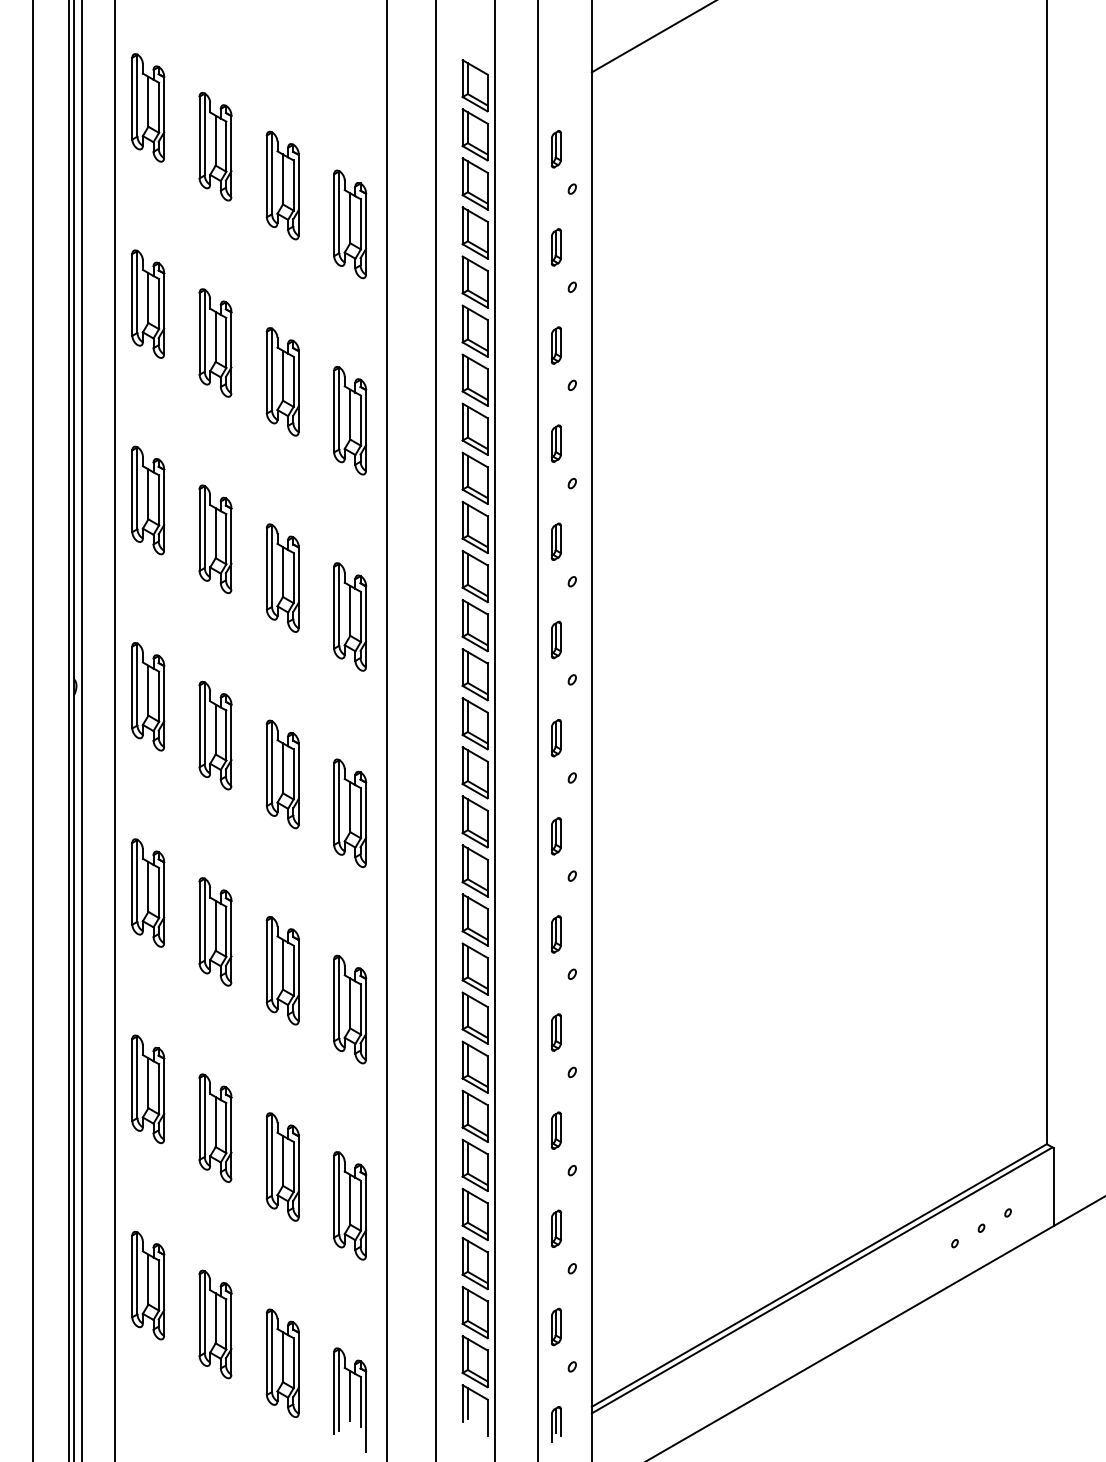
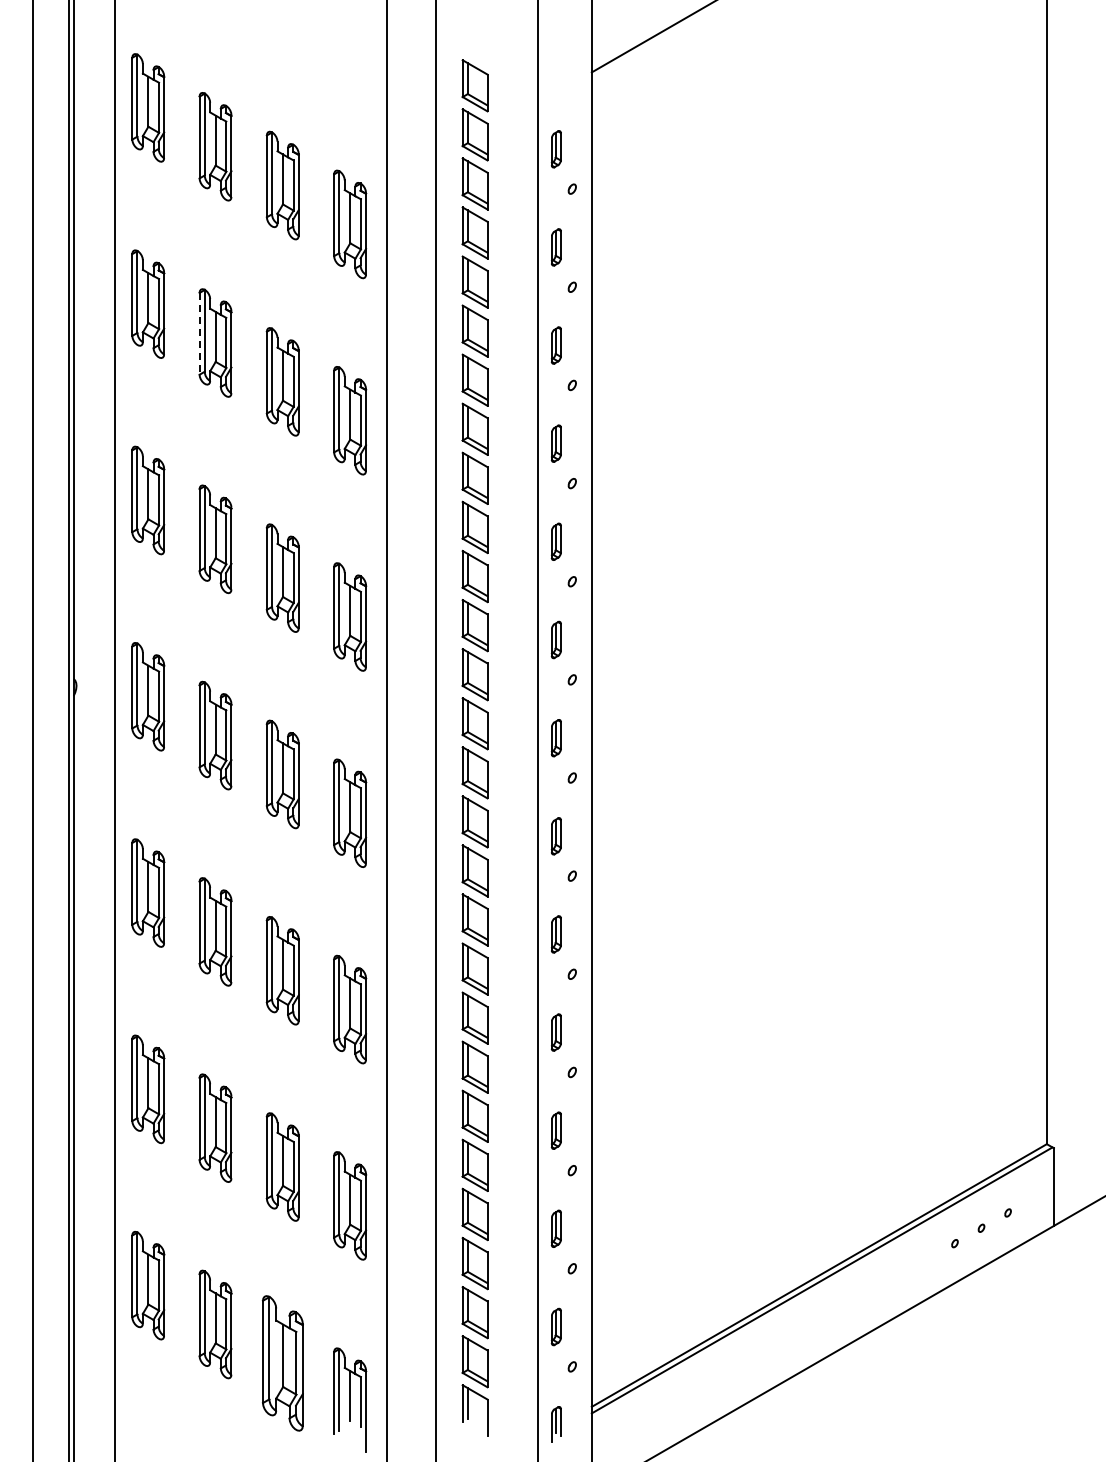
line: solid -> dashed (199, 333)
line: present -> none (81, 730)
line: present -> none (495, 730)
part size: 35x110 px -> 43x137 px (282, 1363)
